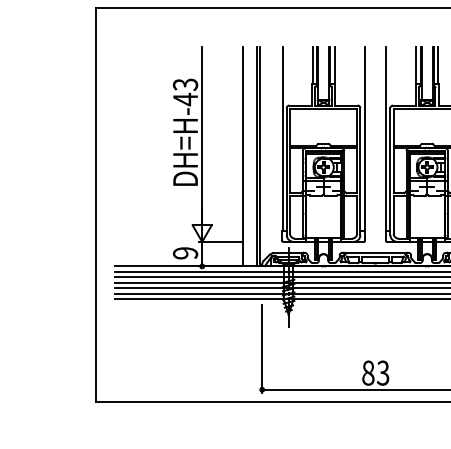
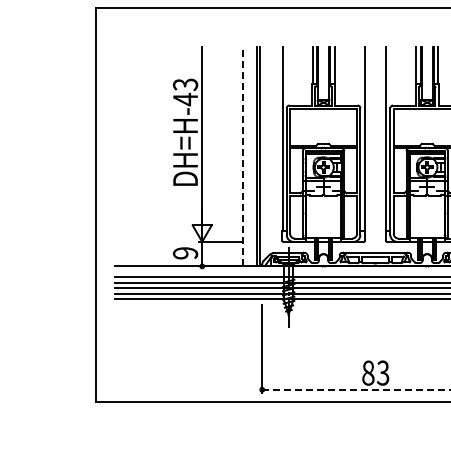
line: solid -> dashed (243, 156)
line: present -> none (280, 271)
line: solid -> dashed (356, 389)
